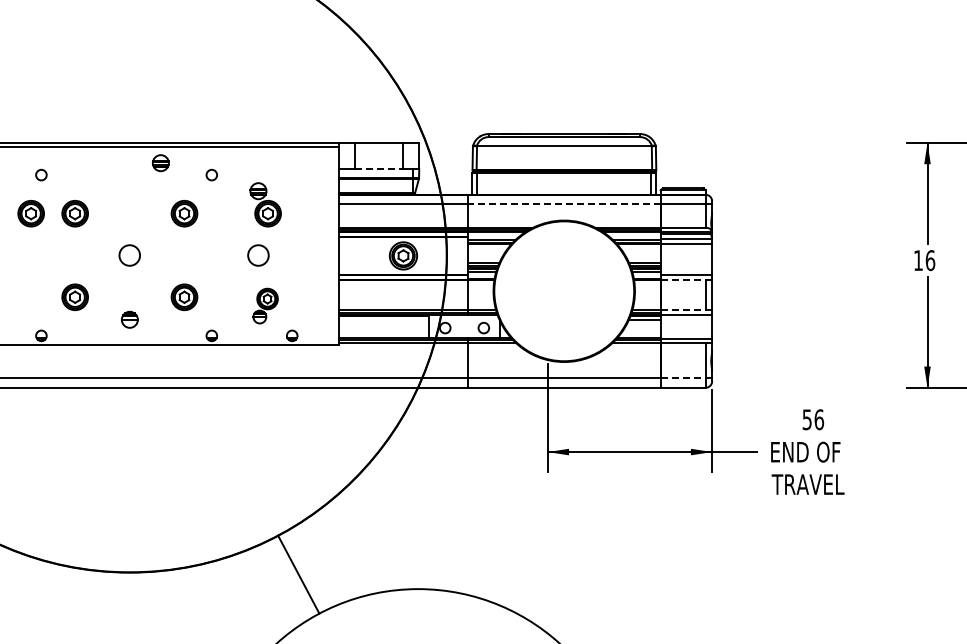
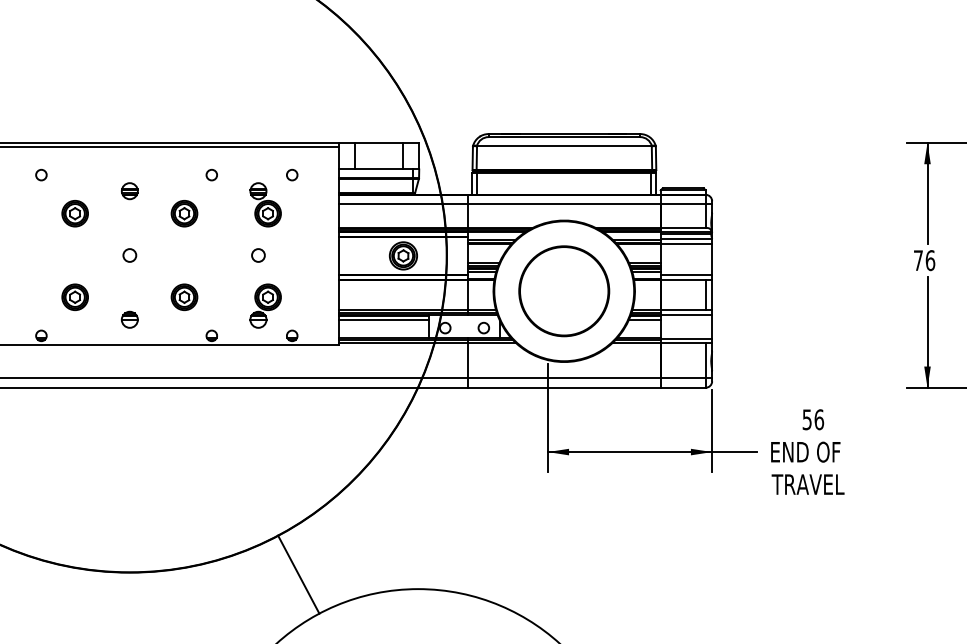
part position: (160, 163) -> (129, 191) (129, 191)
line: dashed -> solid (379, 169)
circle: none -> present (292, 174)
line: dashed -> solid (563, 204)
part: present -> none (30, 213)
circle size: 23x23 px -> 16x15 px (129, 255)
circle size: 23x23 px -> 15x15 px (258, 255)
text: 16 -> 76 (918, 260)
line: dashed -> solid (683, 280)
circle: none -> present (564, 291)
part size: 27x38 px -> 33x46 px (265, 305)
line: dashed -> solid (683, 309)
line: none -> present (383, 319)
line: dashed -> solid (683, 378)
